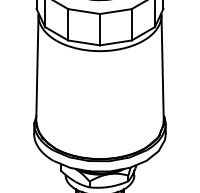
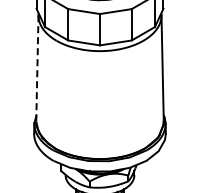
line: solid -> dashed (37, 69)
